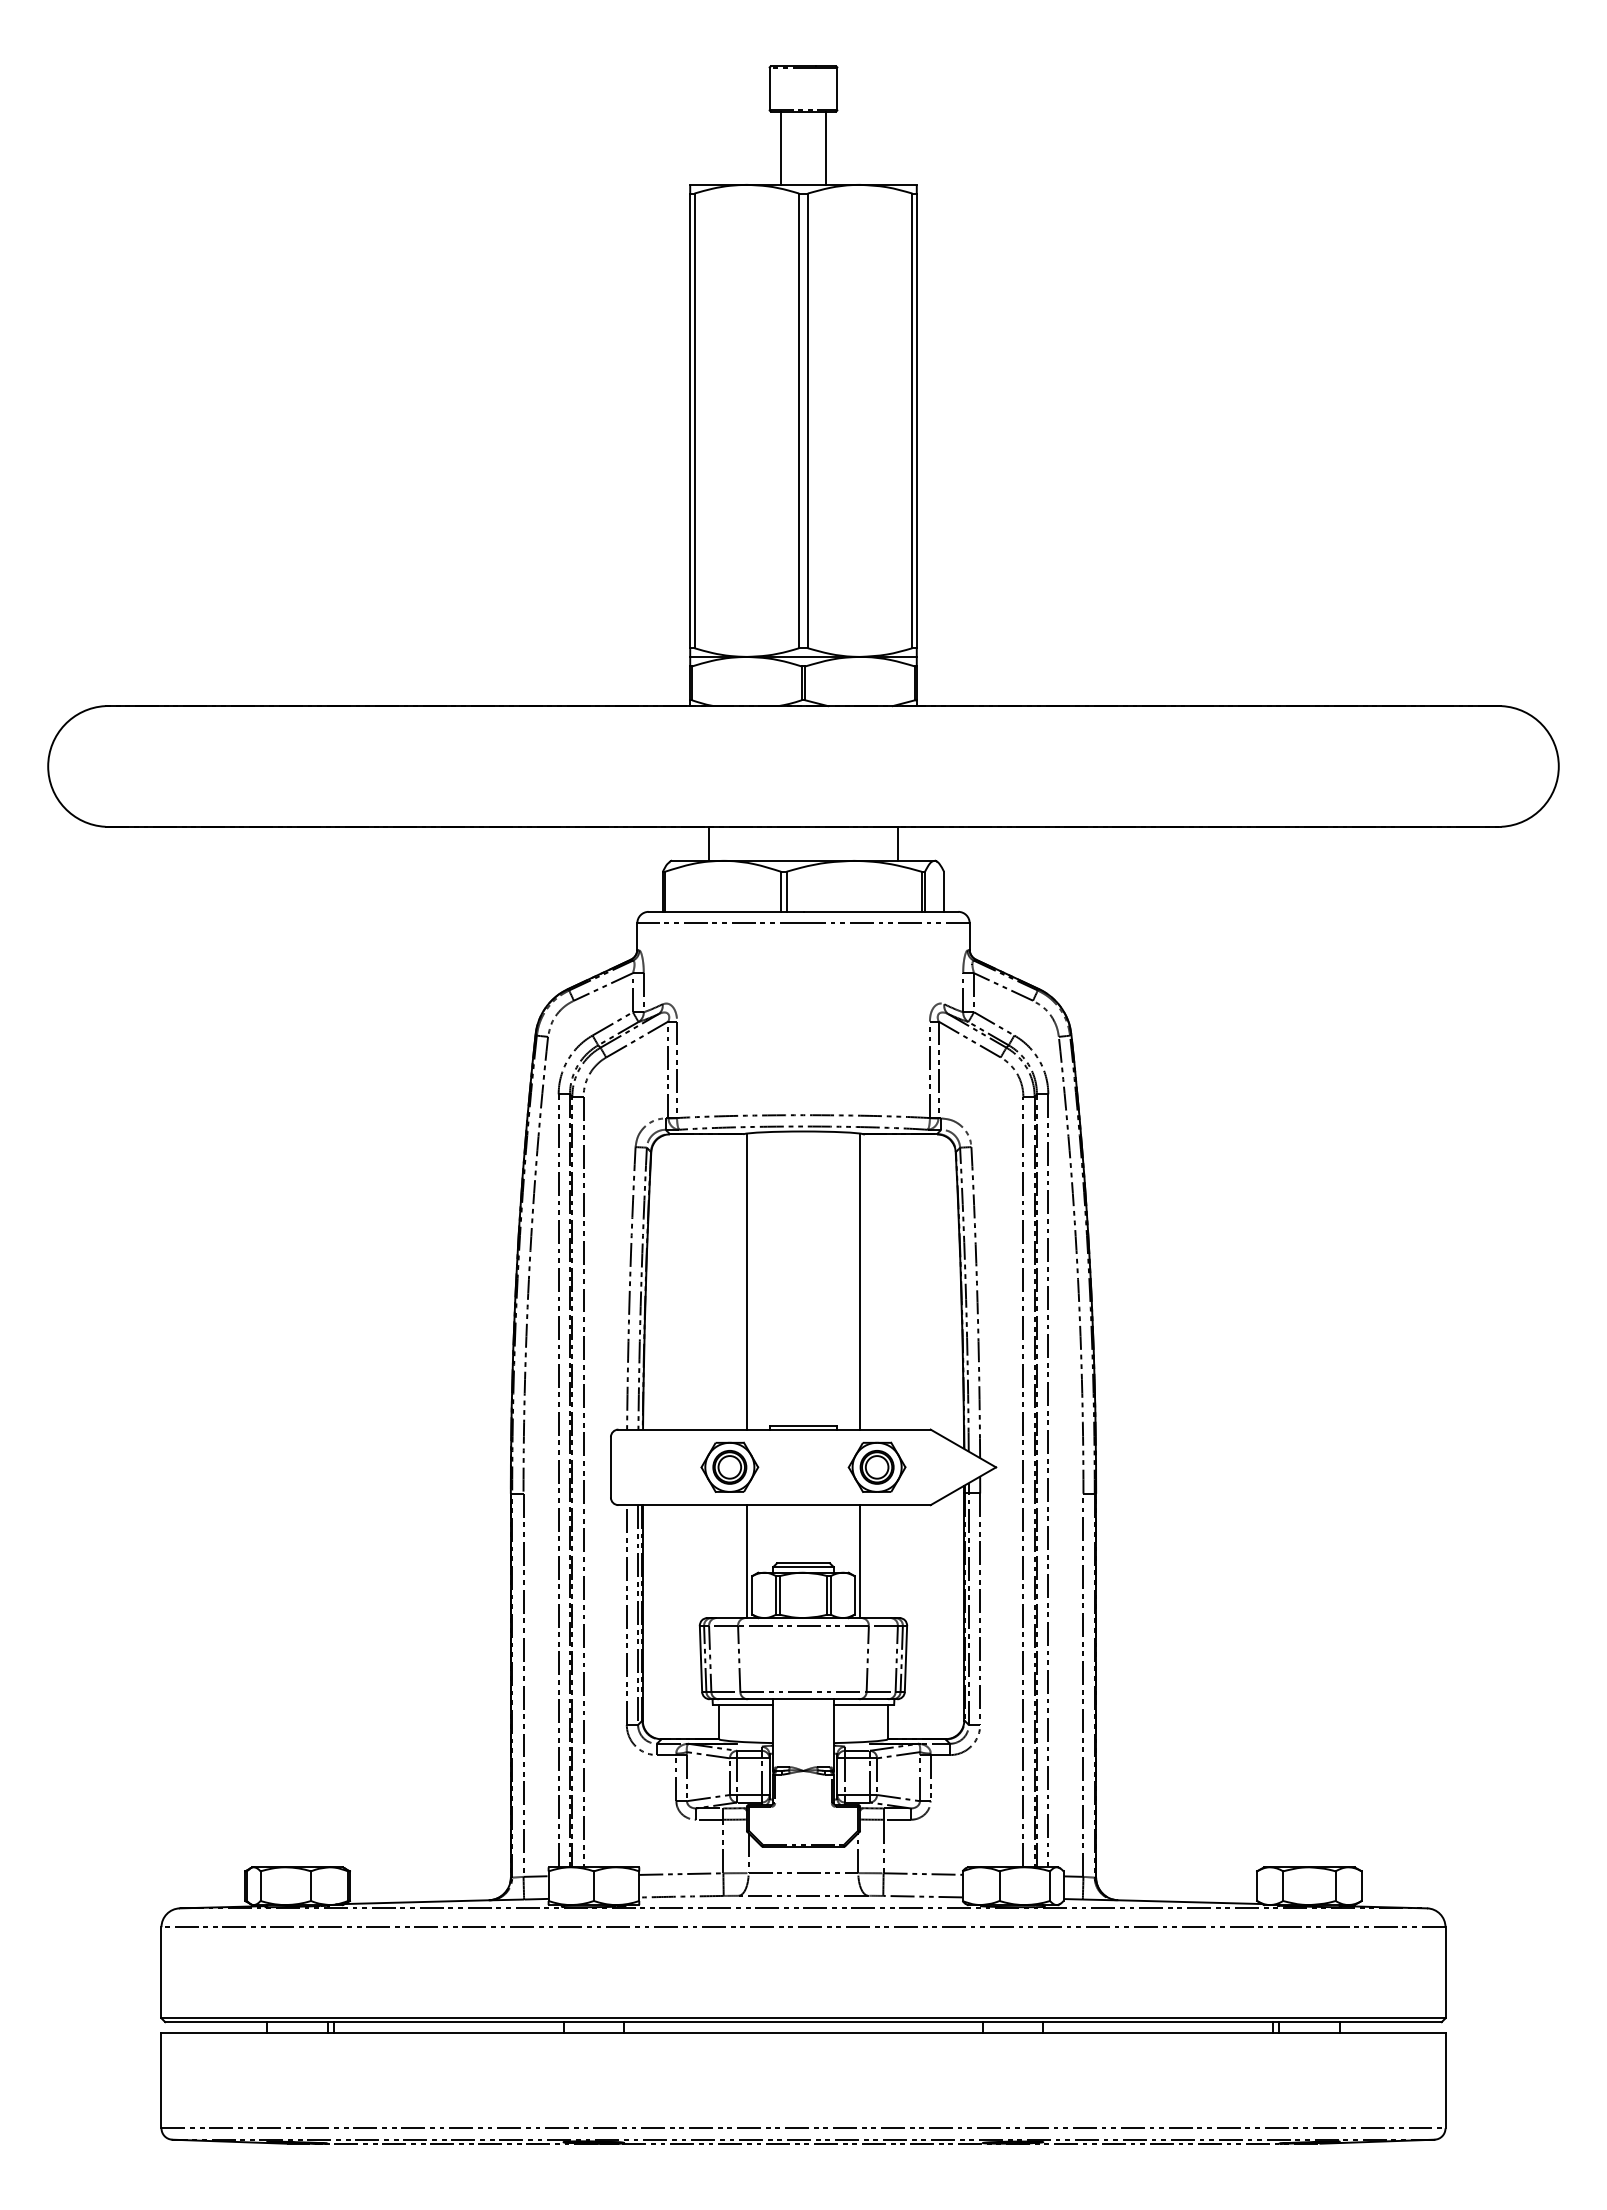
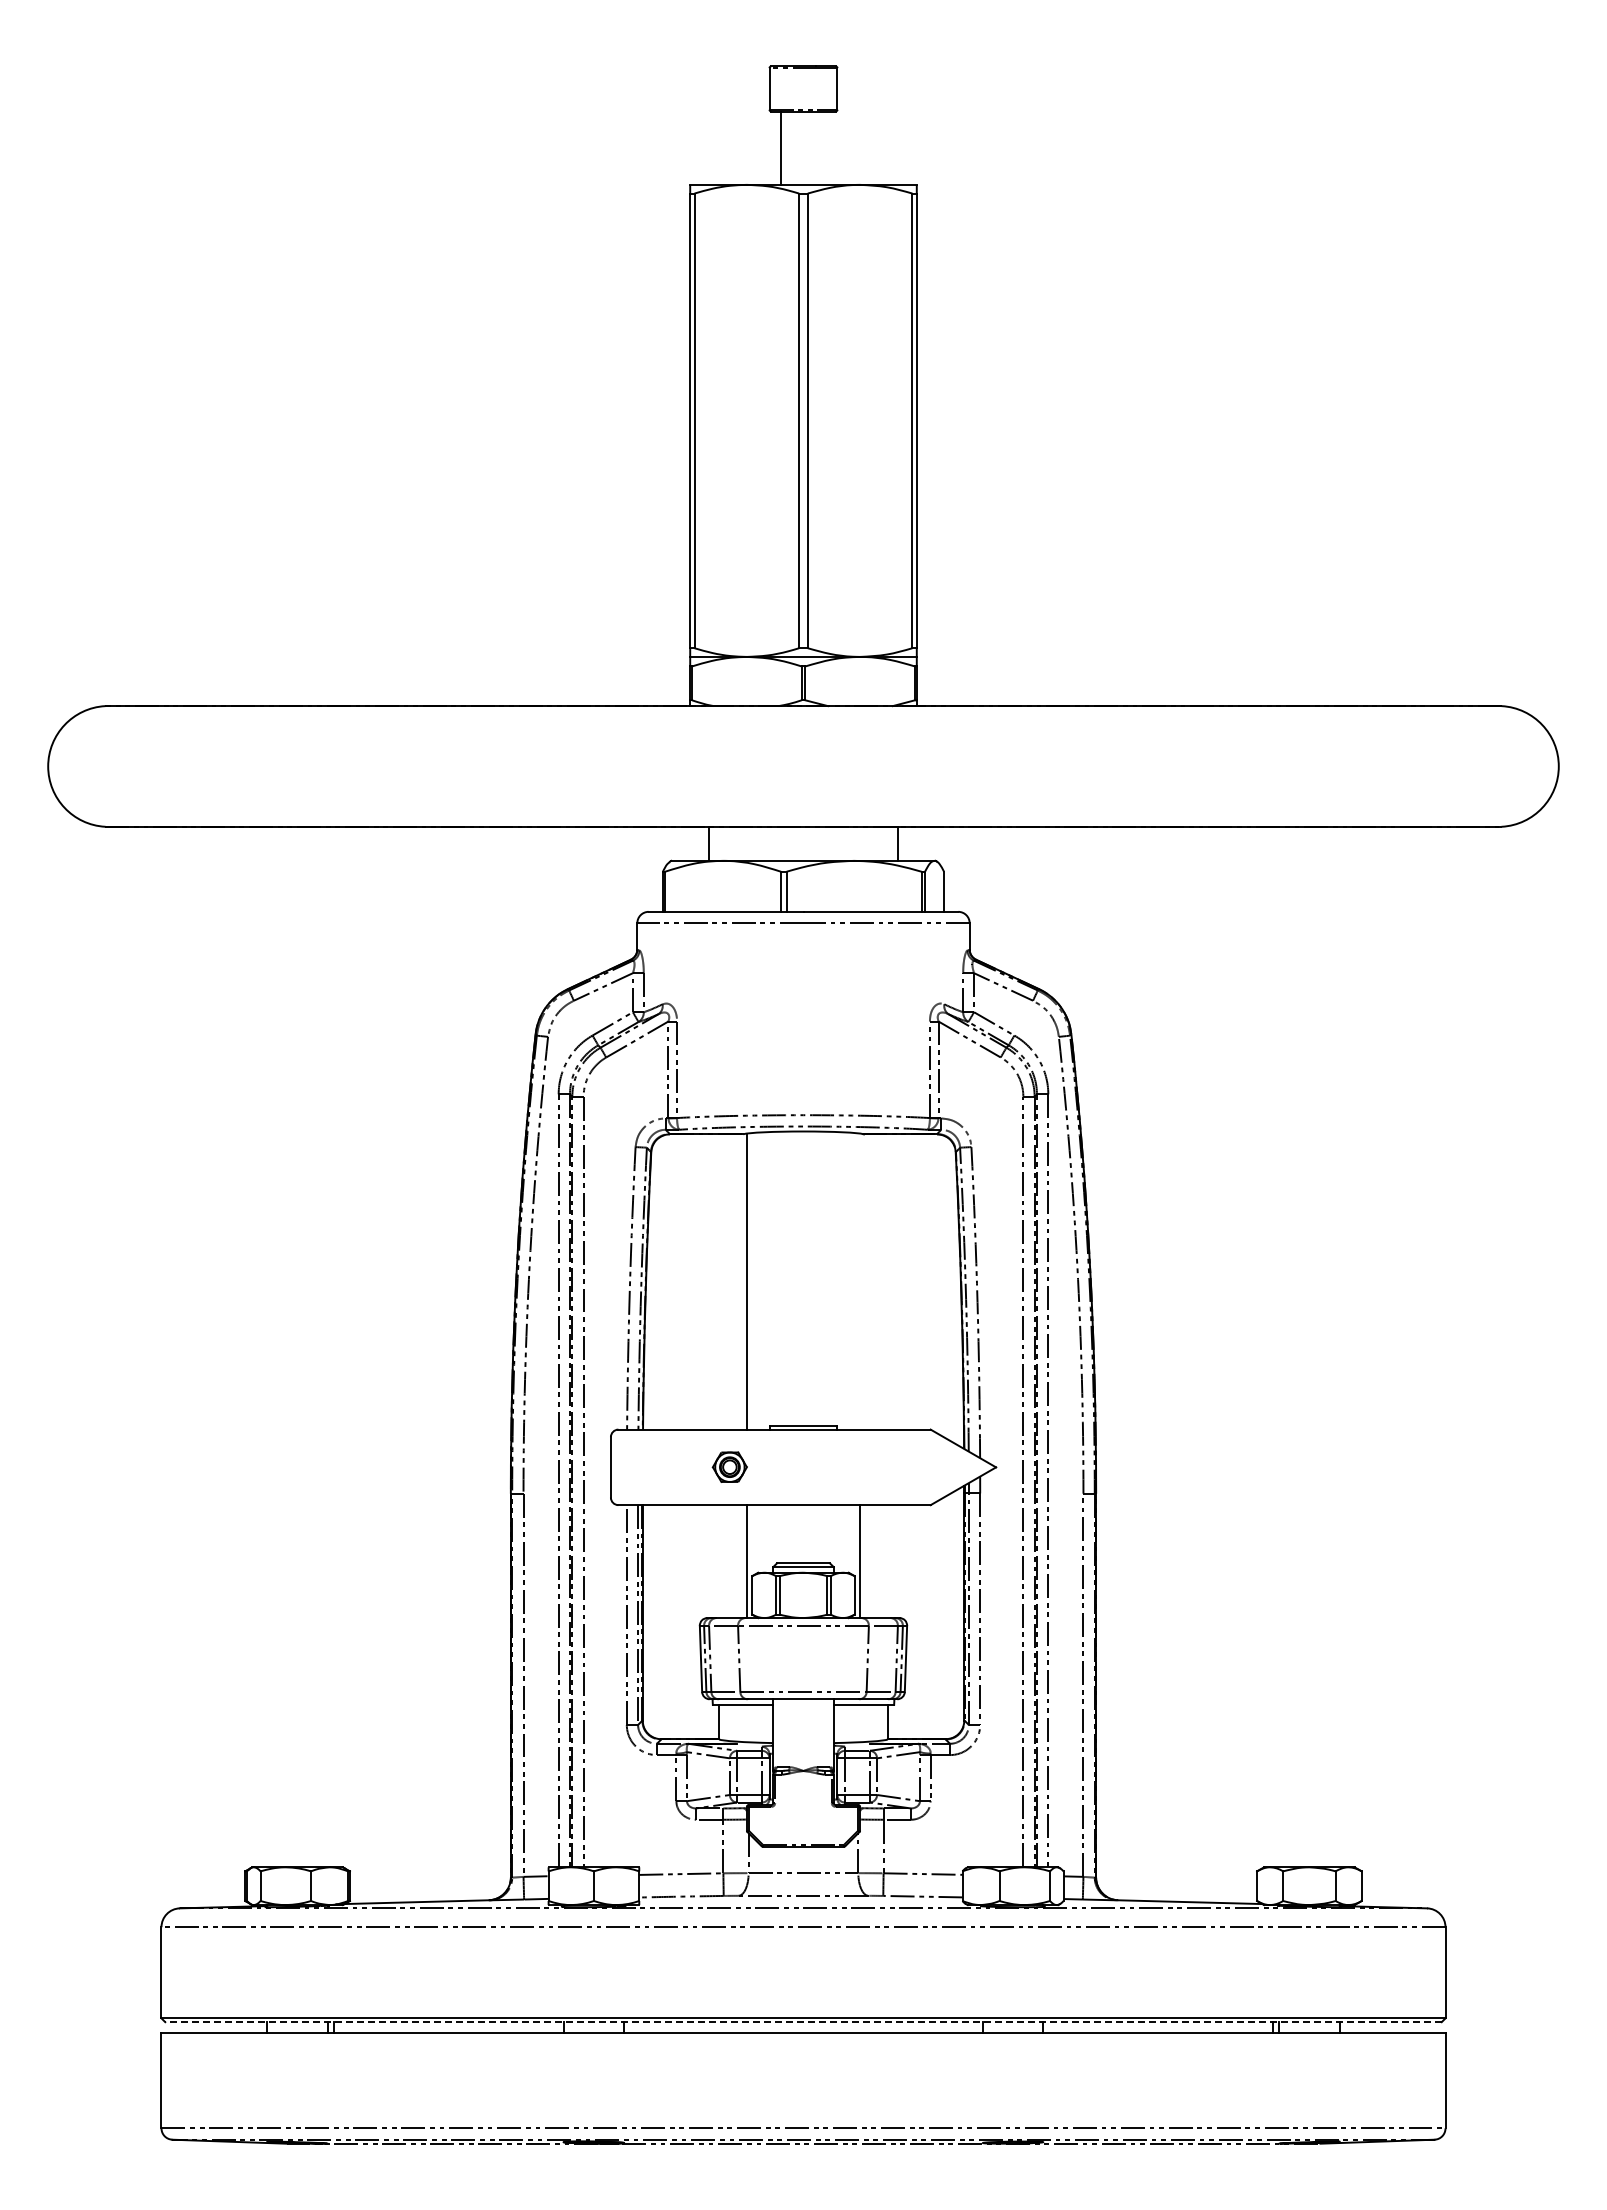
line: present -> none (826, 147)
line: present -> none (860, 1281)
part size: 60x52 px -> 37x32 px (729, 1466)
part: present -> none (876, 1466)
line: solid -> dashed (803, 2022)
